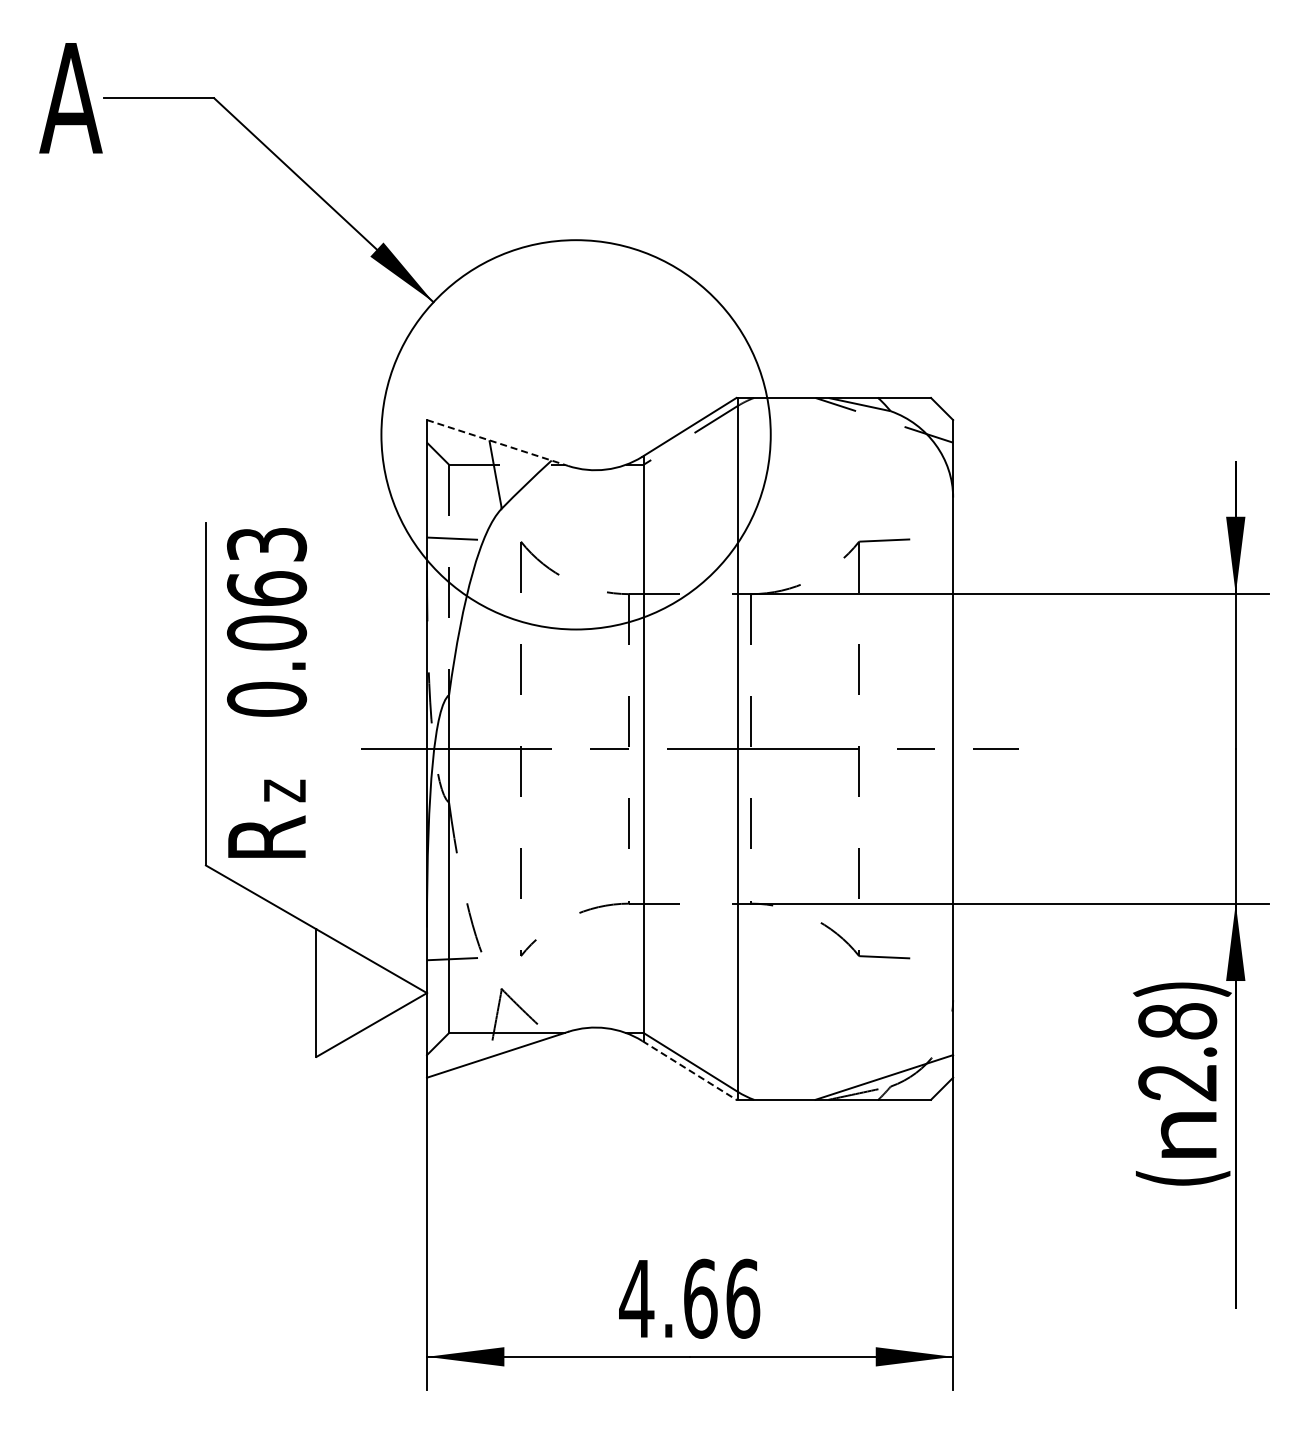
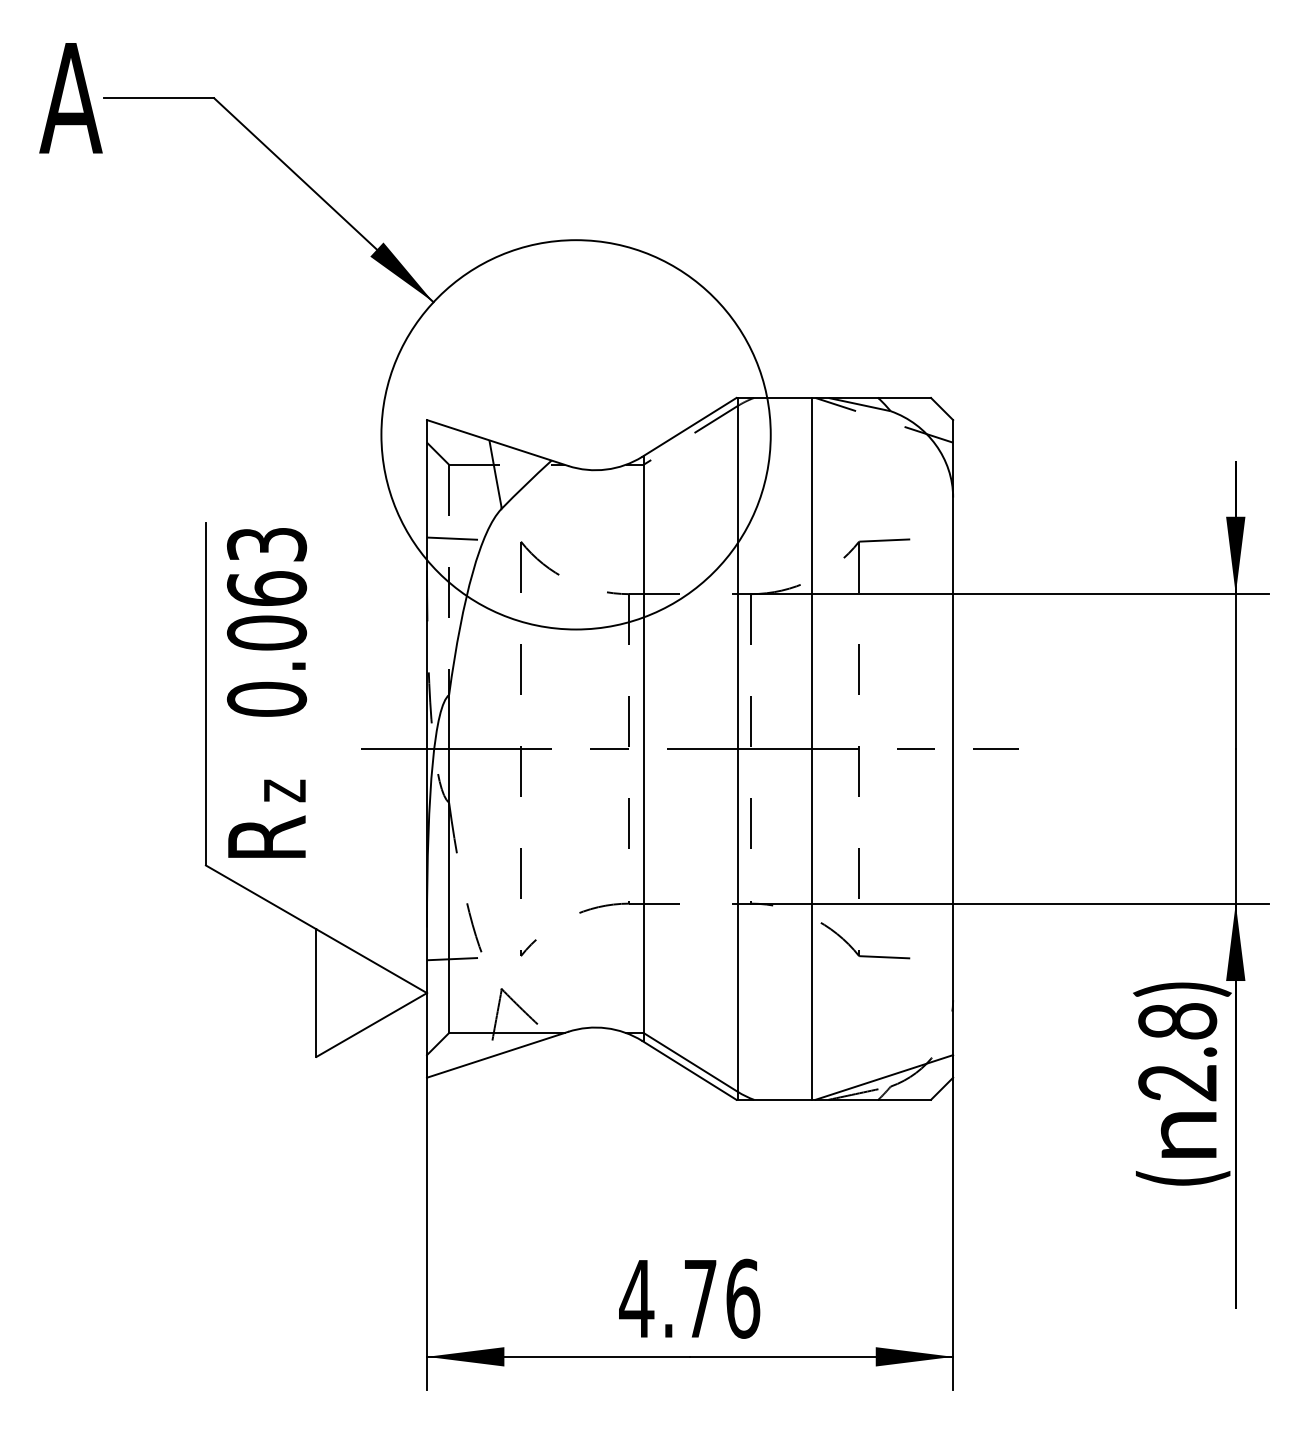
line: dashed -> solid (498, 443)
line: none -> present (812, 748)
line: dashed -> solid (689, 1070)
text: 4.66 -> 4.76 (700, 1298)
